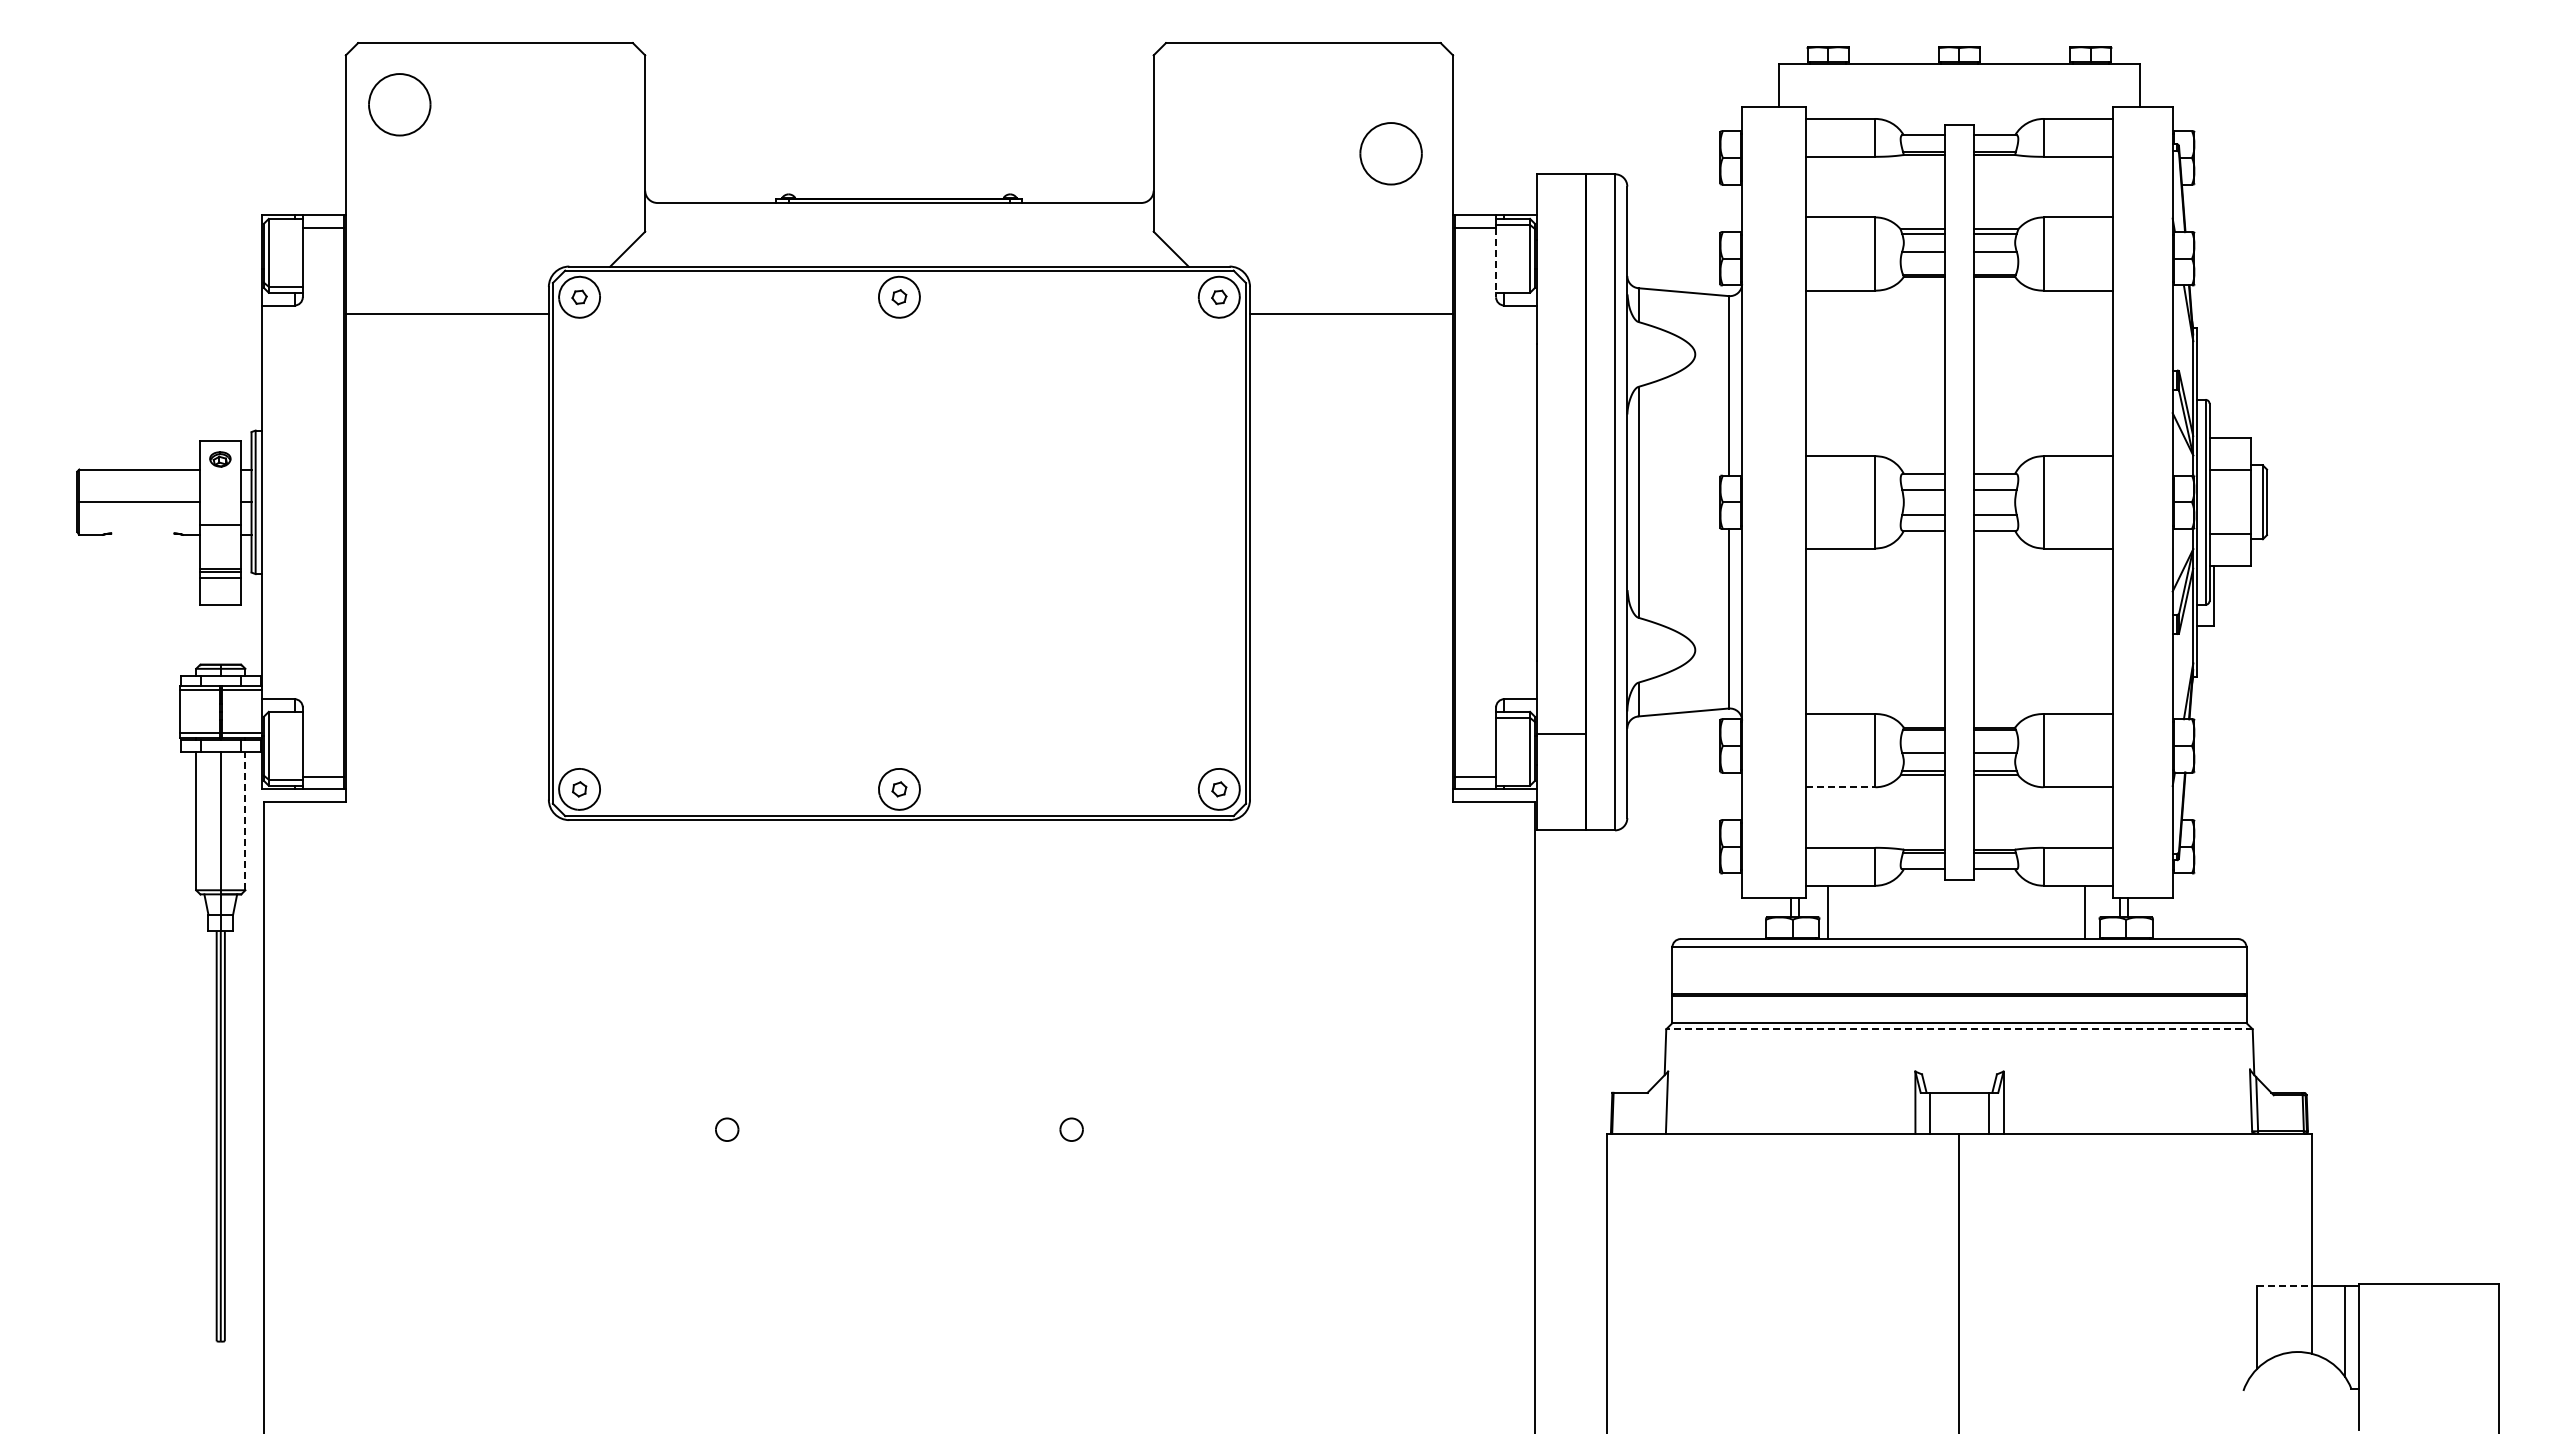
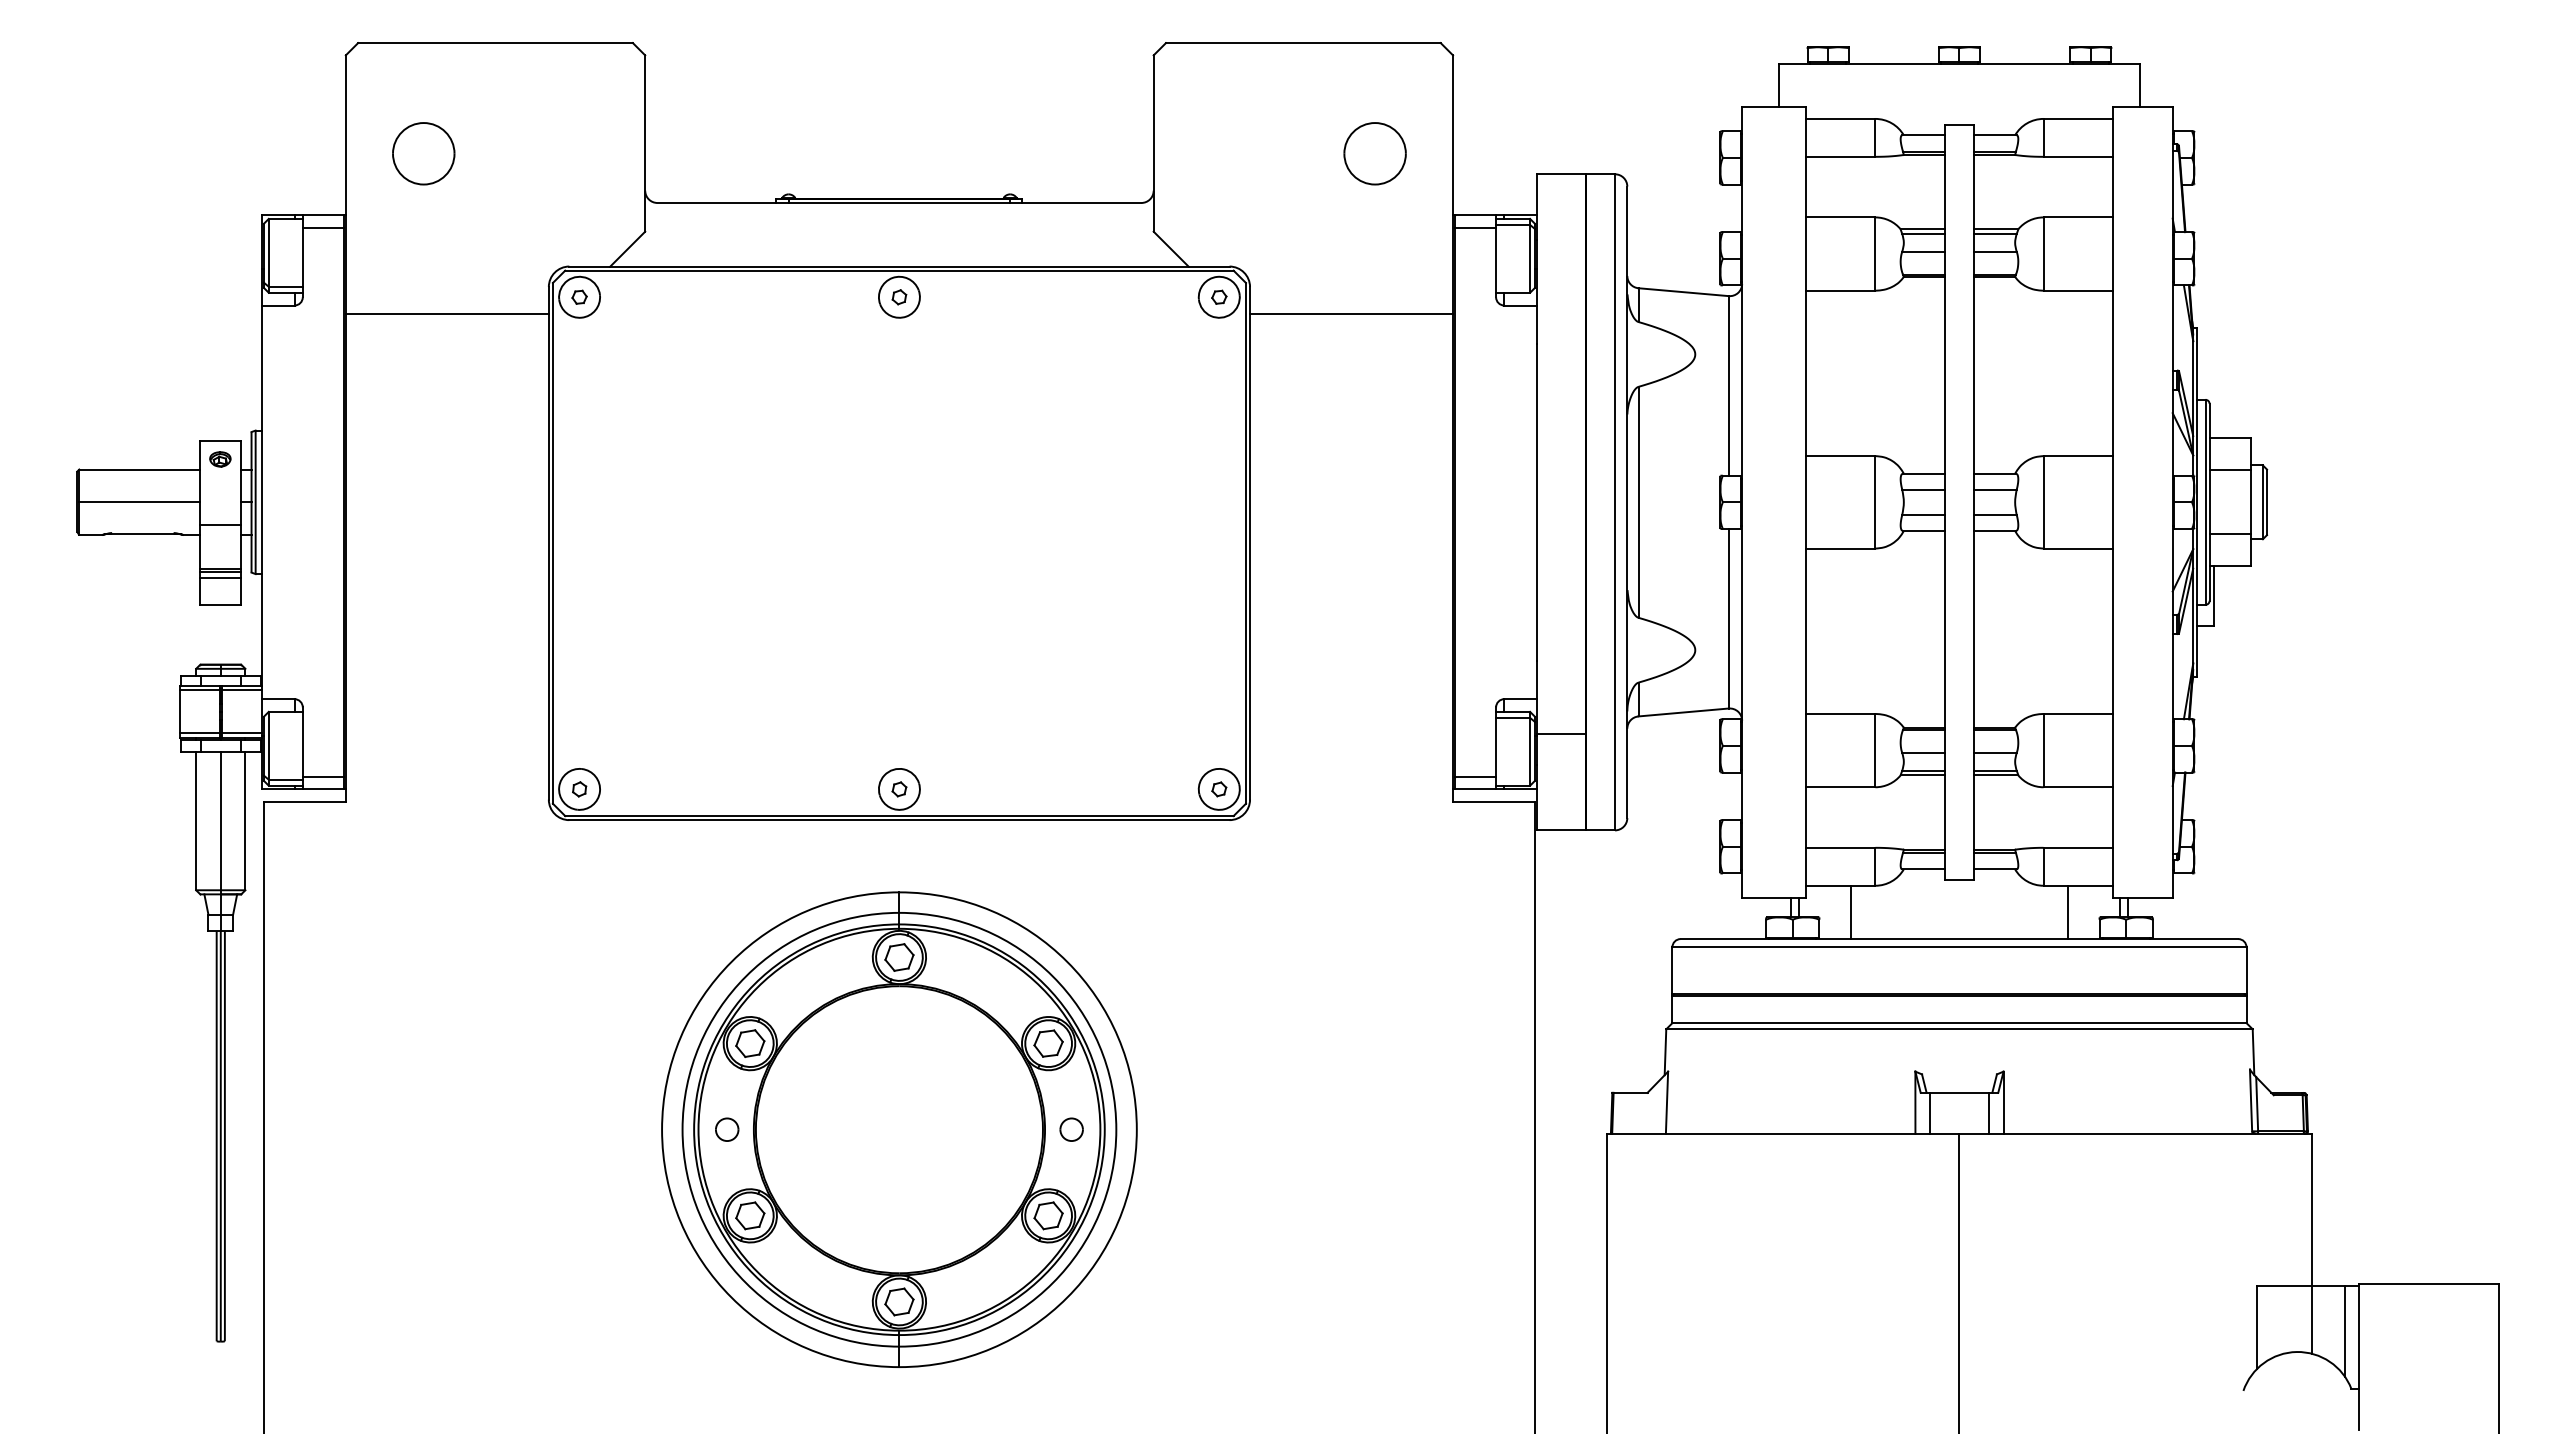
part position: (399, 104) -> (423, 153) (423, 153)
part position: (1390, 153) -> (1374, 153) (1374, 153)
line: dashed -> solid (1496, 262)
line: none -> present (142, 533)
line: dashed -> solid (1840, 787)
line: dashed -> solid (245, 821)
line position: (1828, 912) -> (1851, 912) (1851, 912)
line position: (2084, 912) -> (2067, 912) (2067, 912)
line: dashed -> solid (1959, 1029)
part: none -> present (899, 1129)
line: dashed -> solid (2285, 1286)
